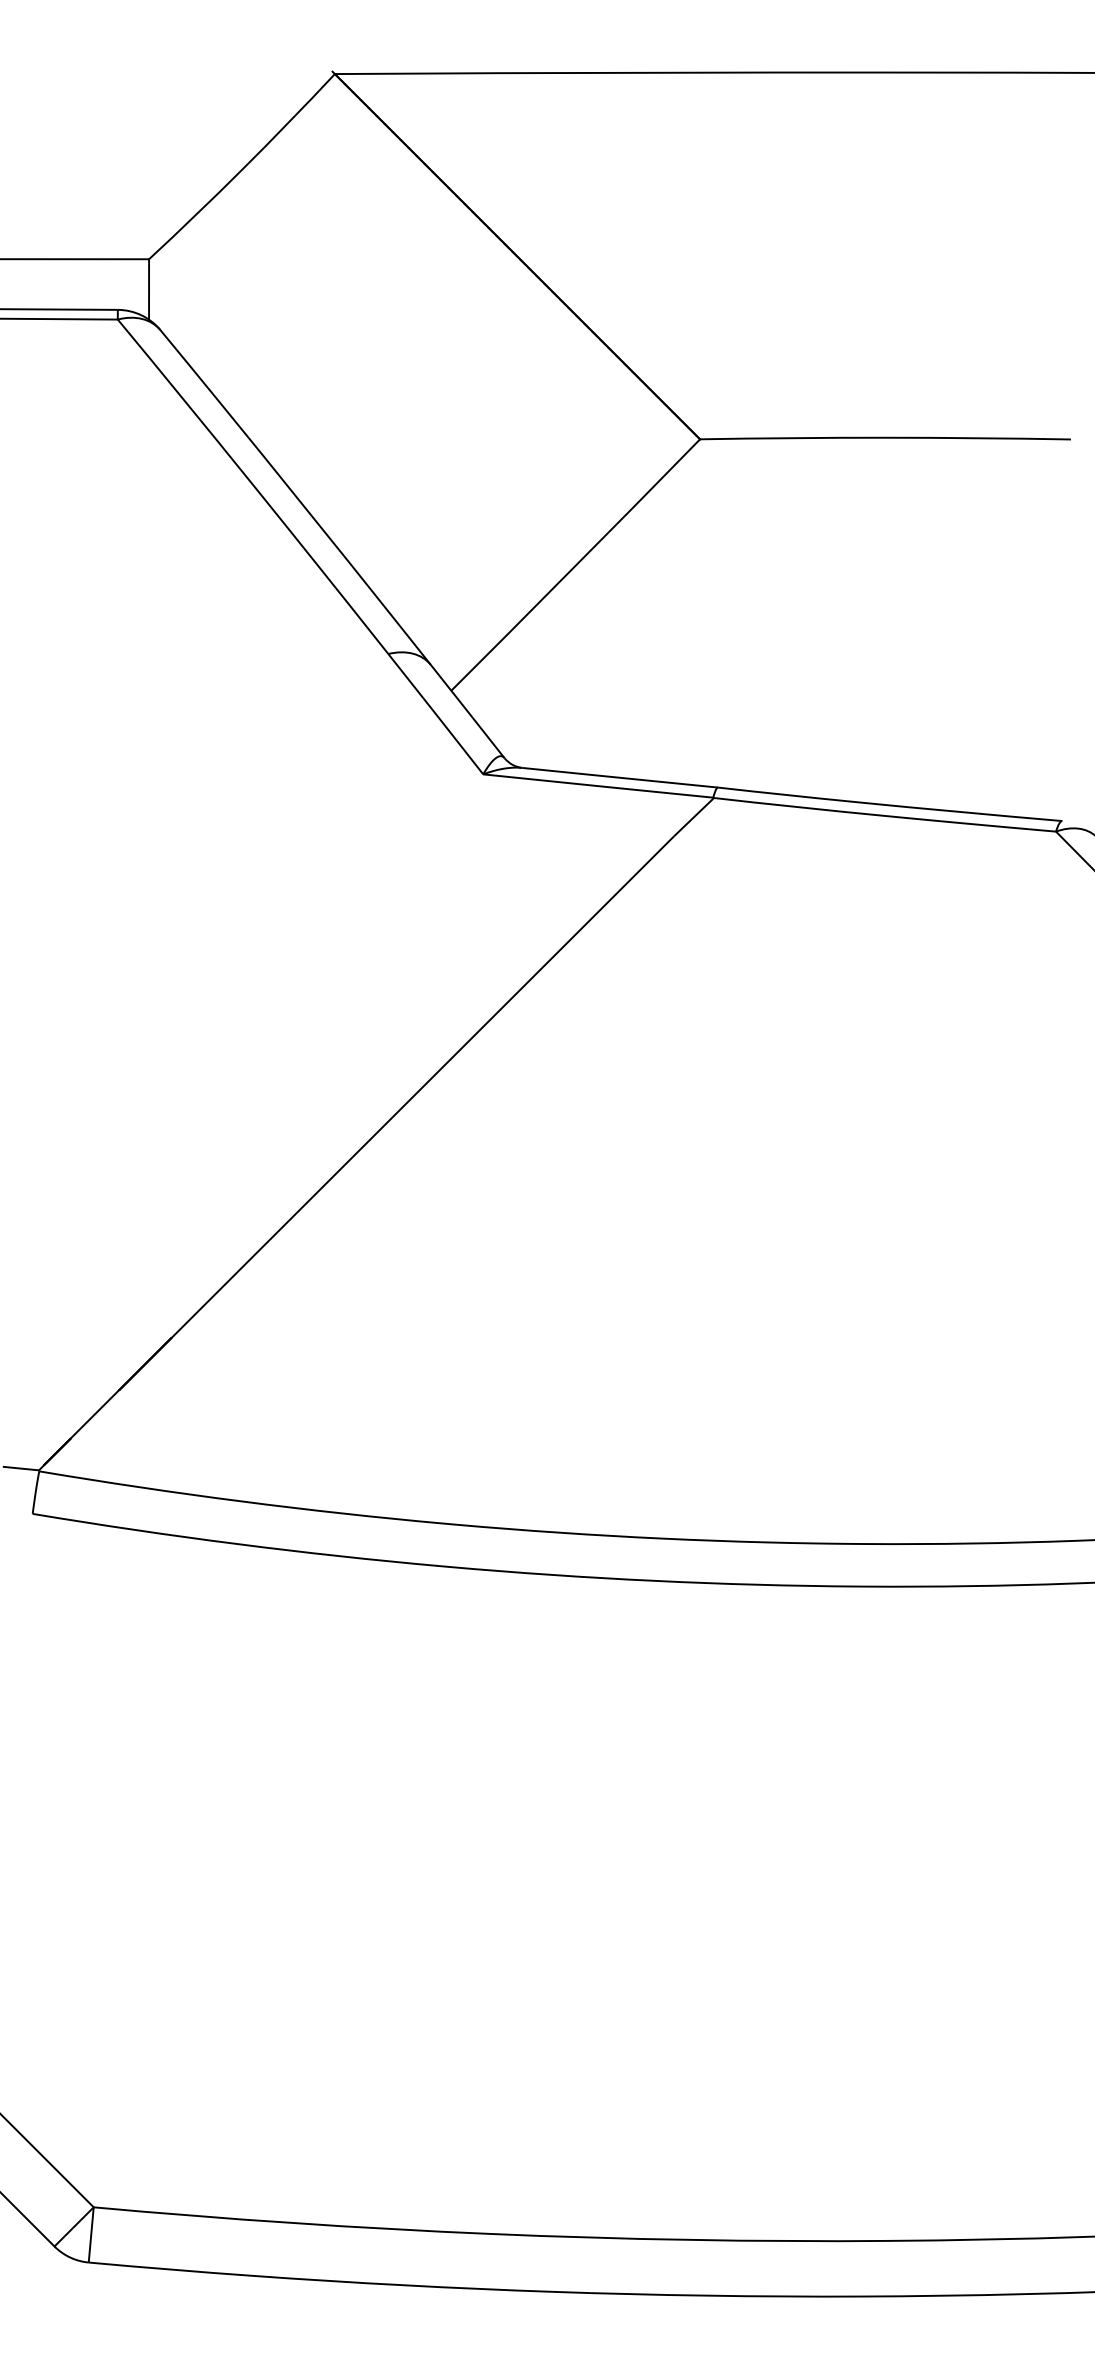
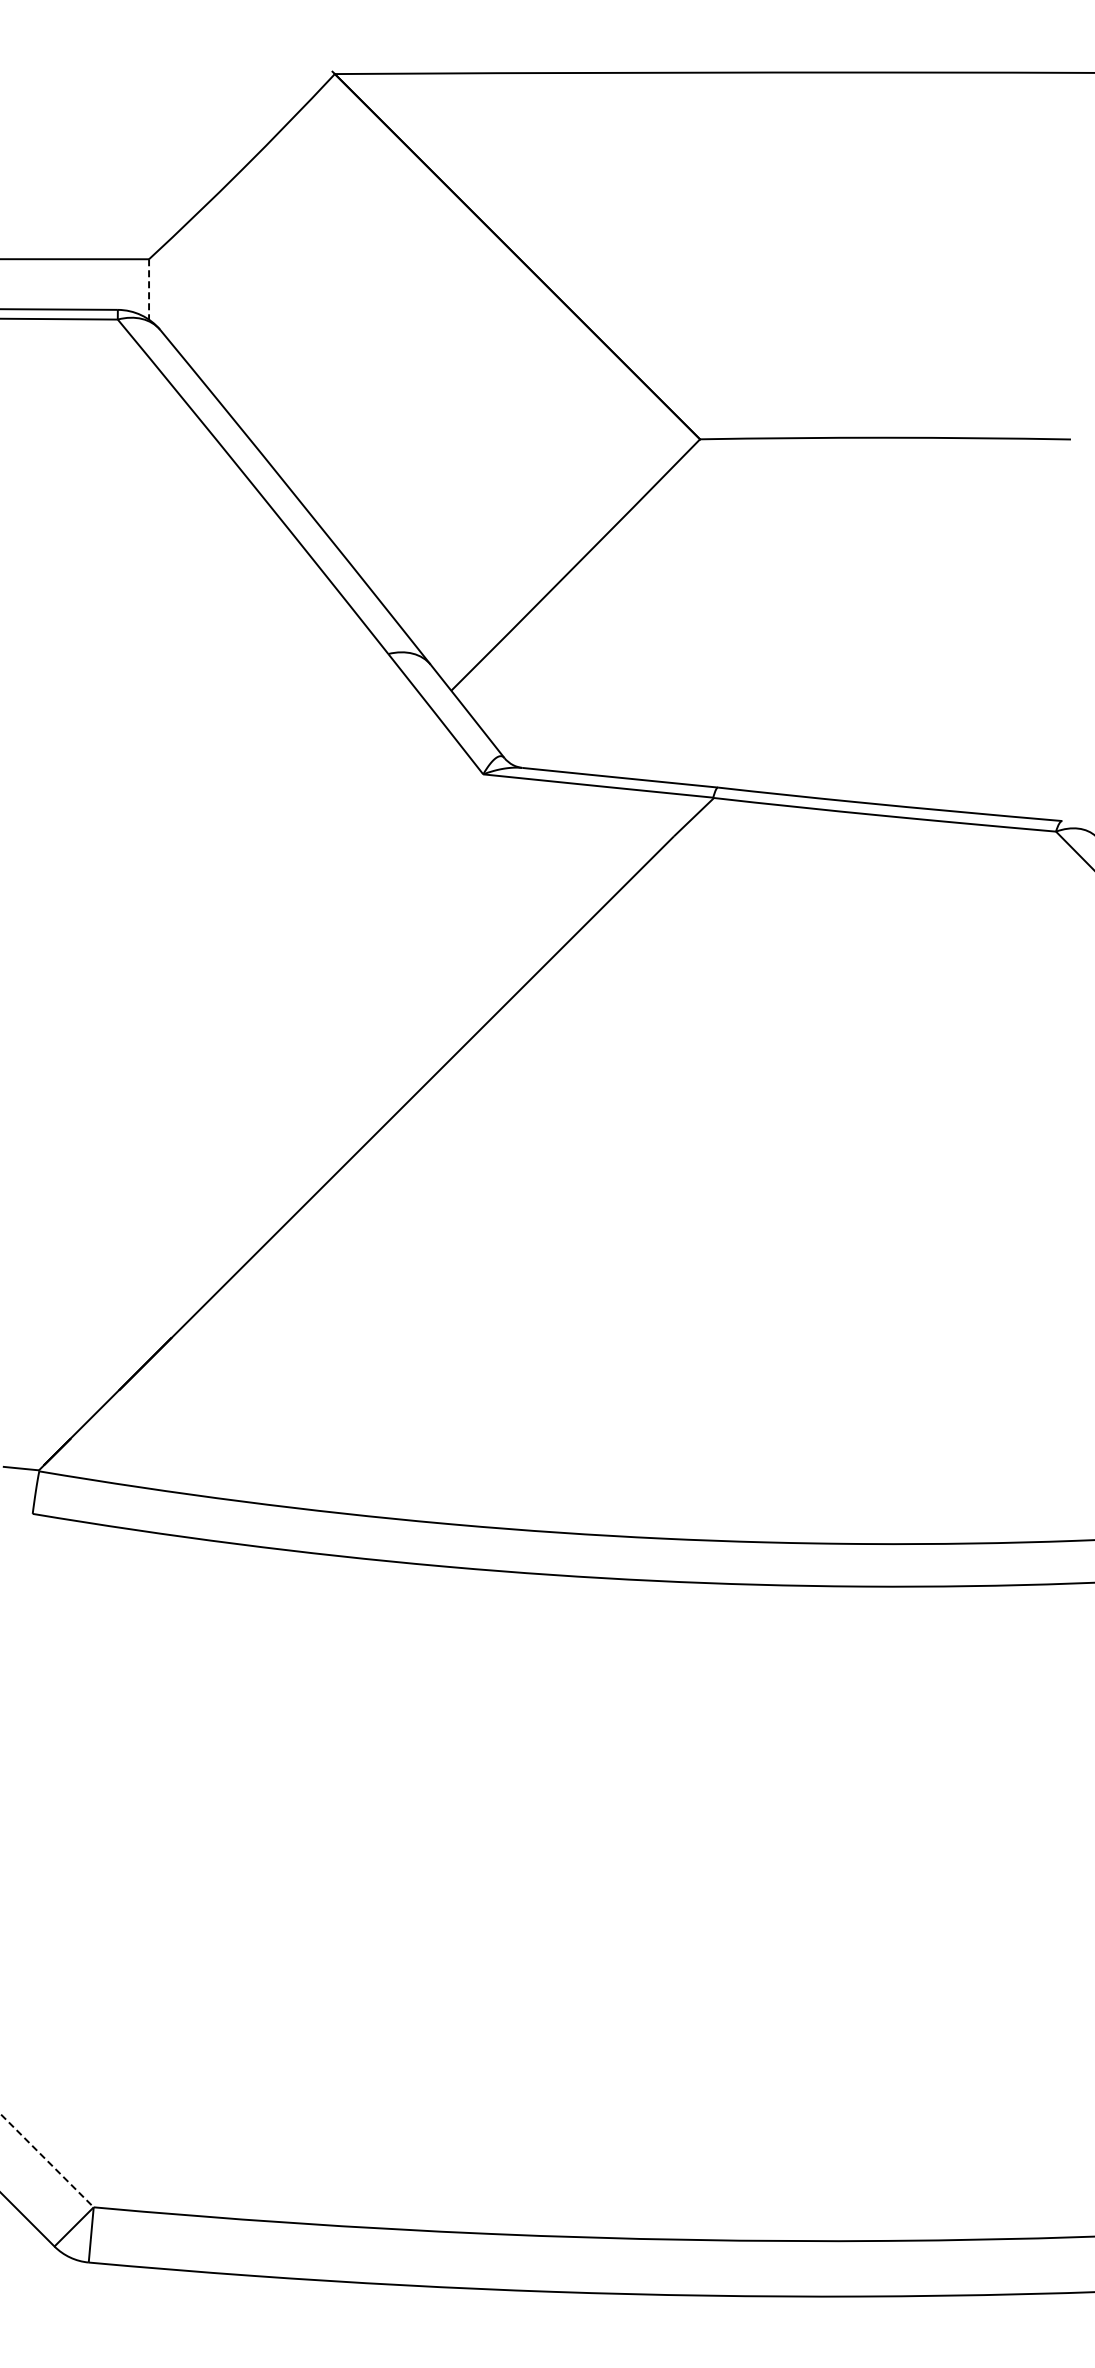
line: solid -> dashed (149, 289)
line: solid -> dashed (47, 2160)
